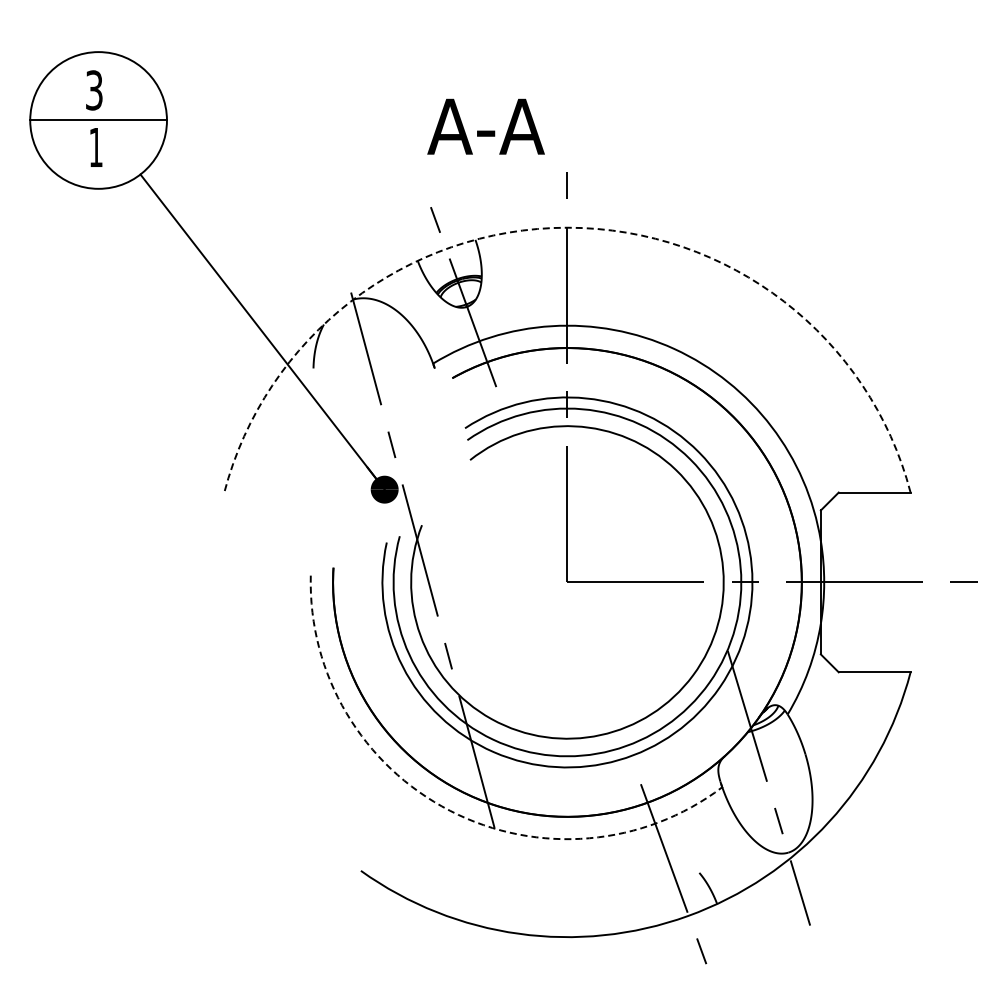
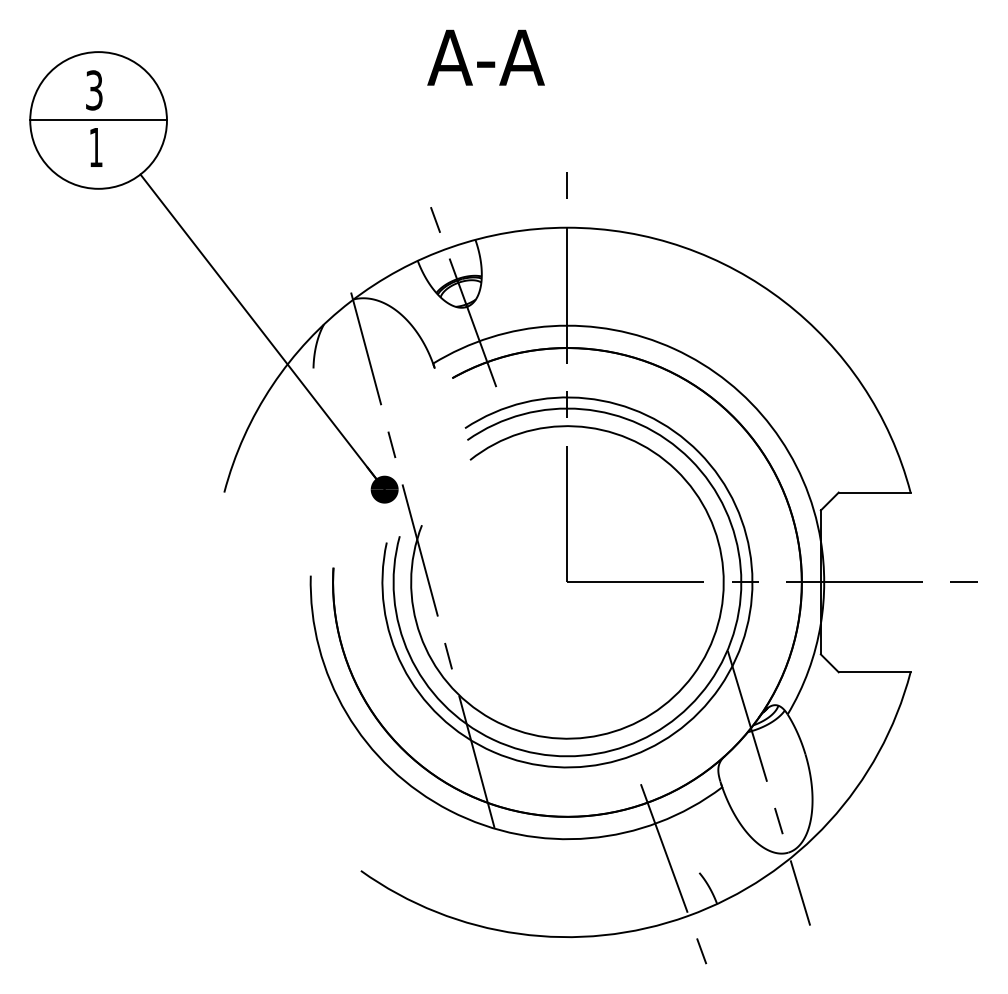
text position: (485, 126) -> (485, 57) (485, 57)
arc: dashed -> solid (567, 227)
arc: dashed -> solid (450, 810)
